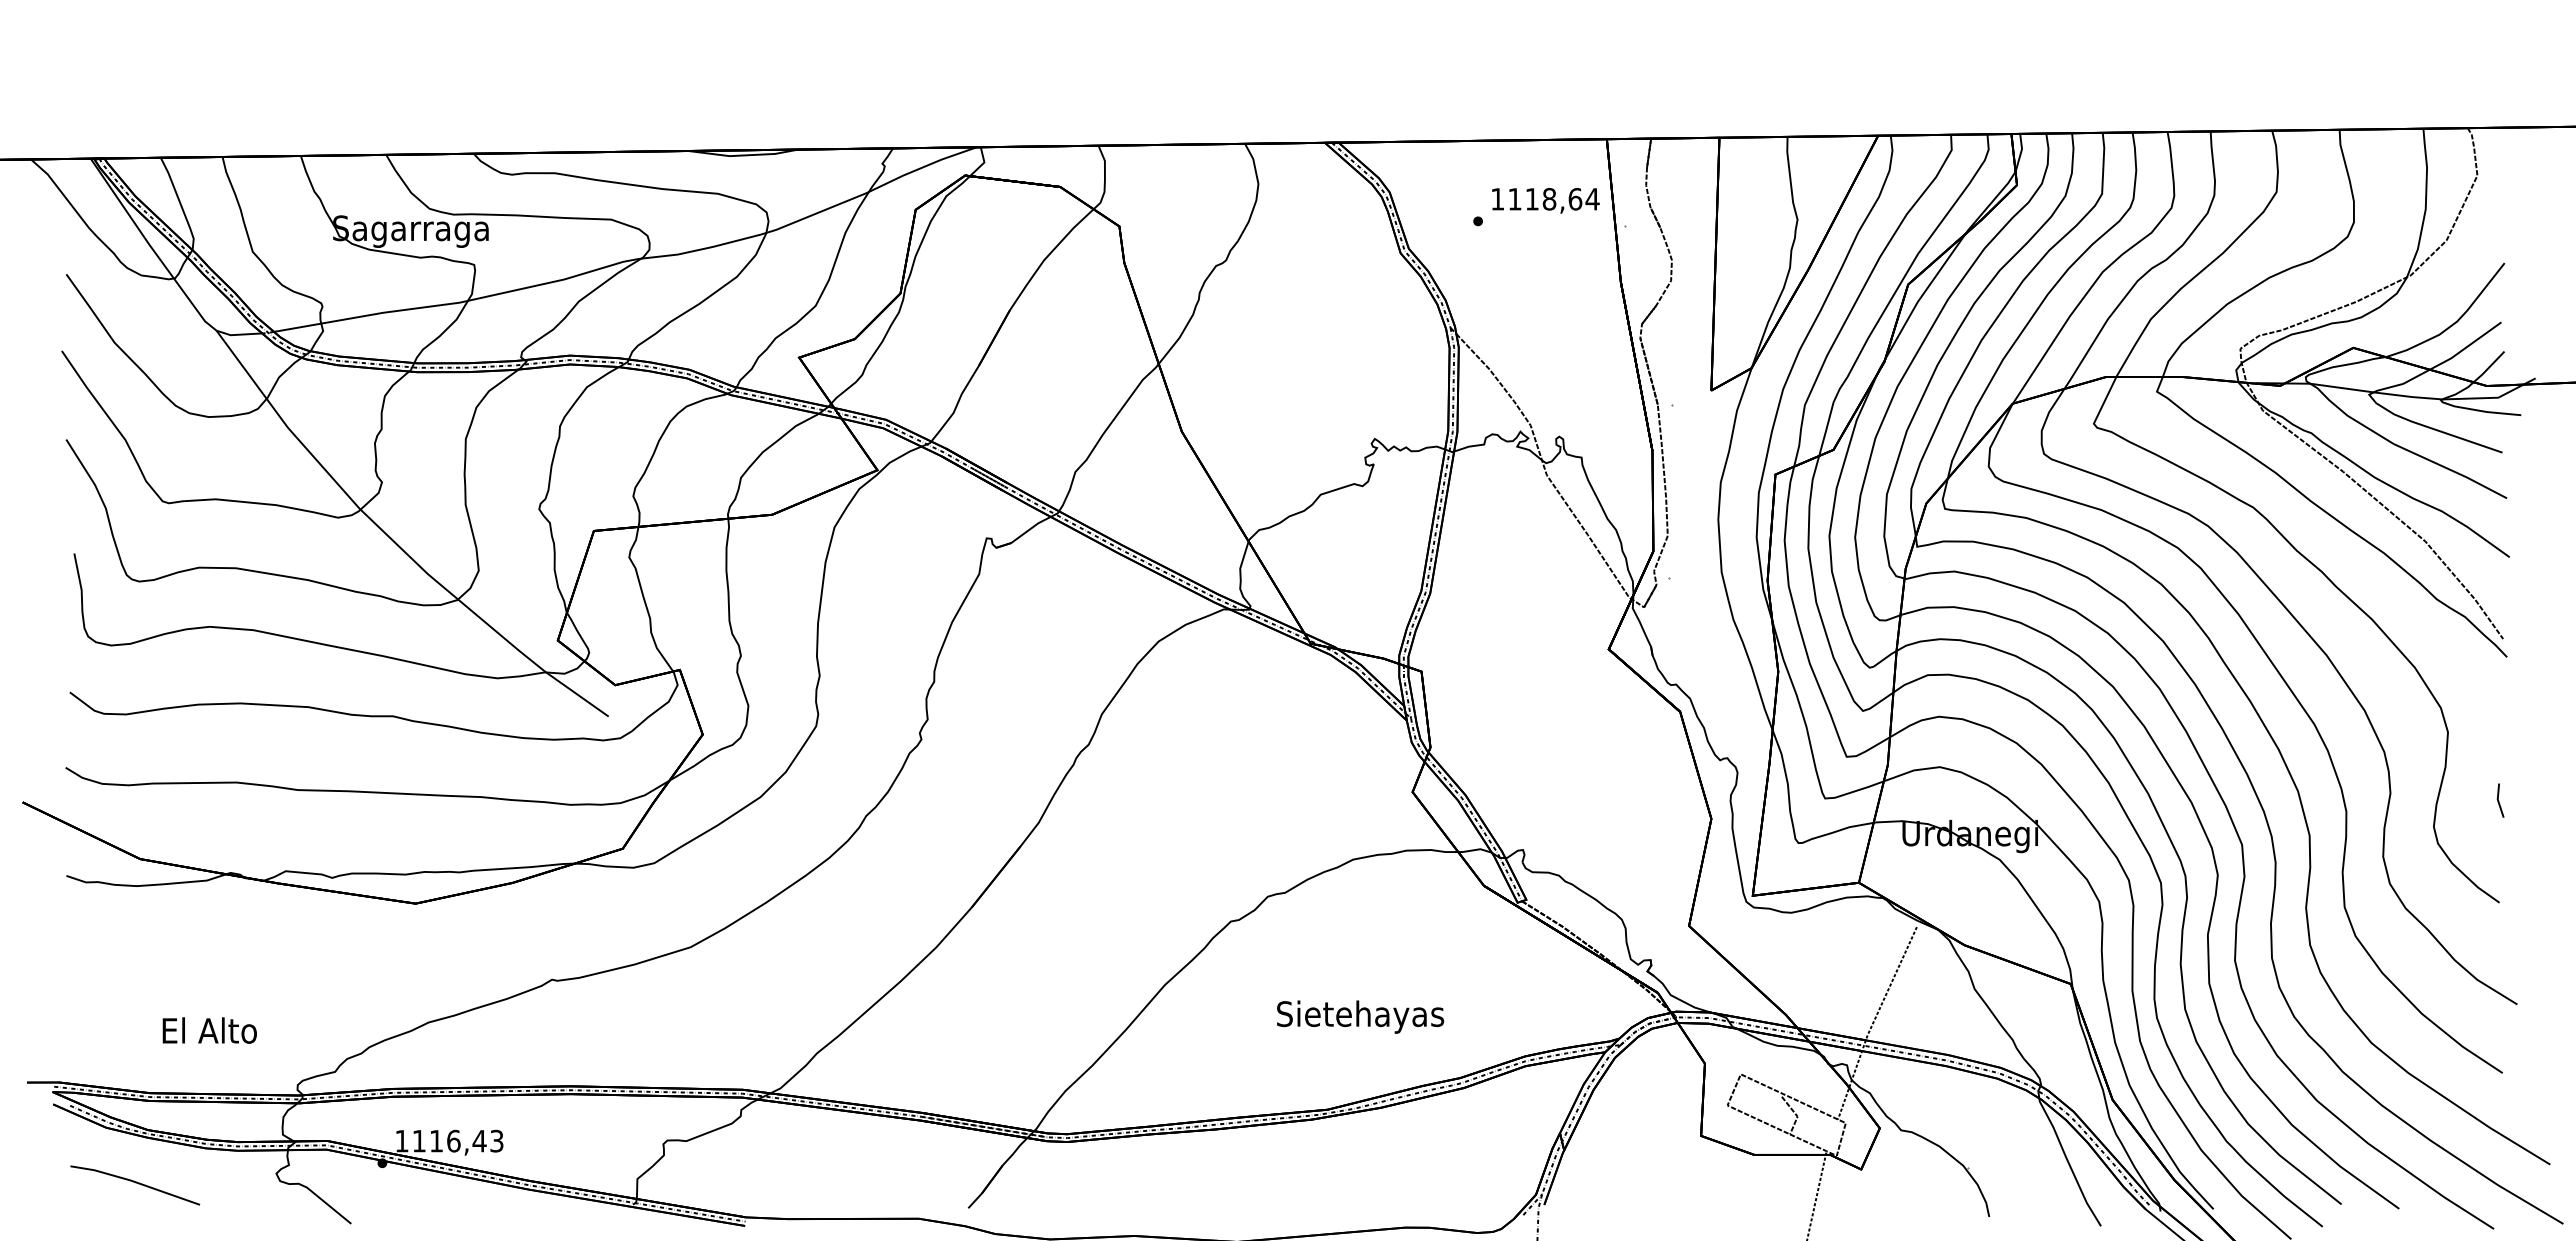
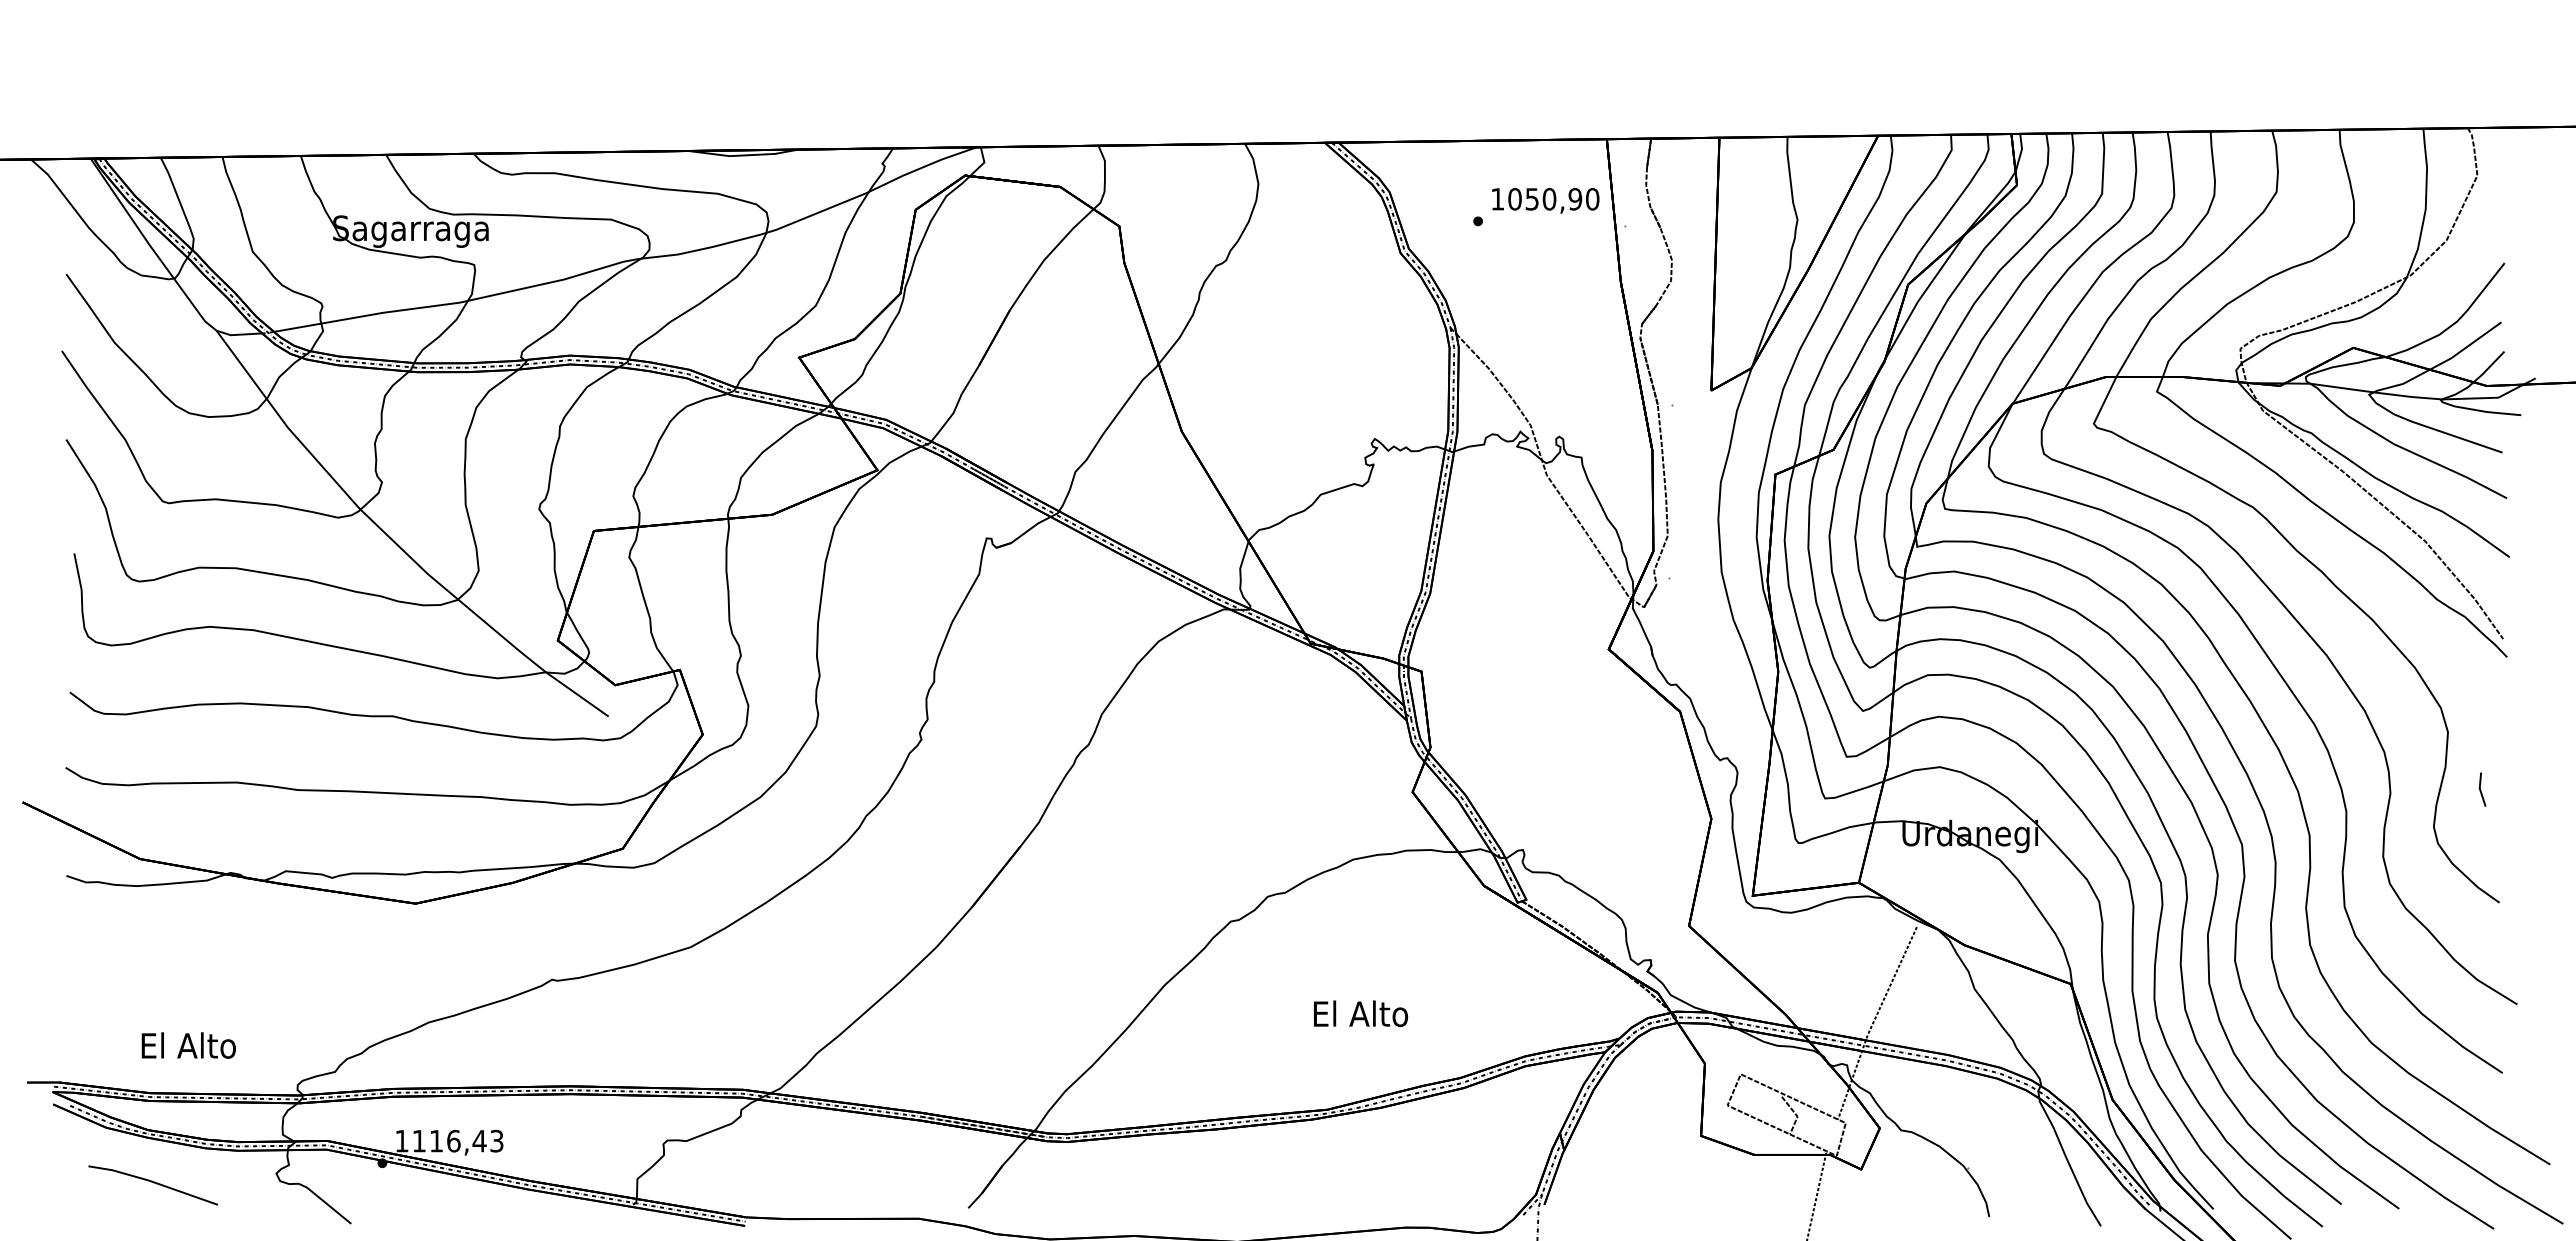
text: 1118,64 -> 1050,90 (1553, 199)
line position: (2499, 801) -> (2481, 790) (2481, 790)
text: Sietehayas -> El Alto (1360, 1016)
text position: (209, 1030) -> (188, 1045) (188, 1045)
line position: (135, 1183) -> (153, 1183) (153, 1183)
